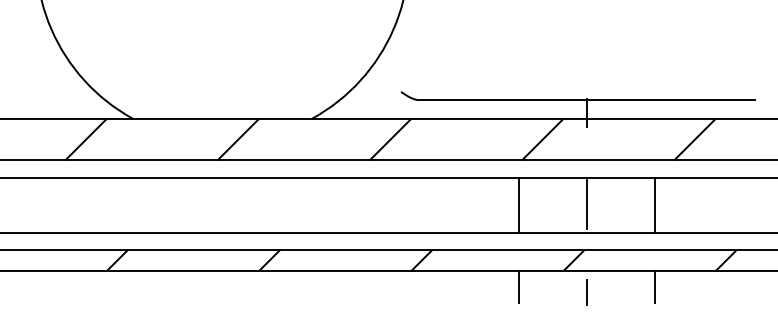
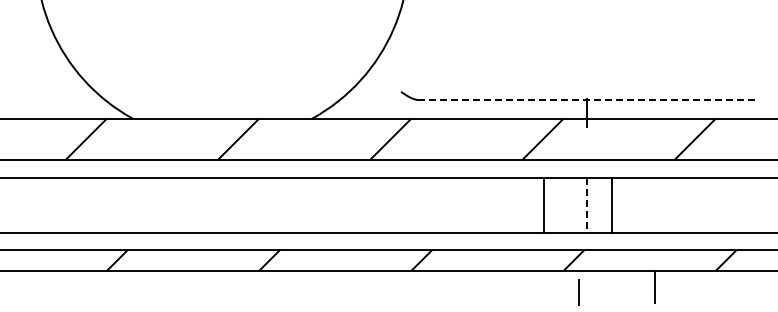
line: solid -> dashed (586, 100)
line: solid -> dashed (586, 202)
line position: (519, 205) -> (544, 205) (544, 205)
line position: (654, 205) -> (611, 205) (611, 205)
line: present -> none (519, 286)
line position: (586, 292) -> (578, 292) (578, 292)
